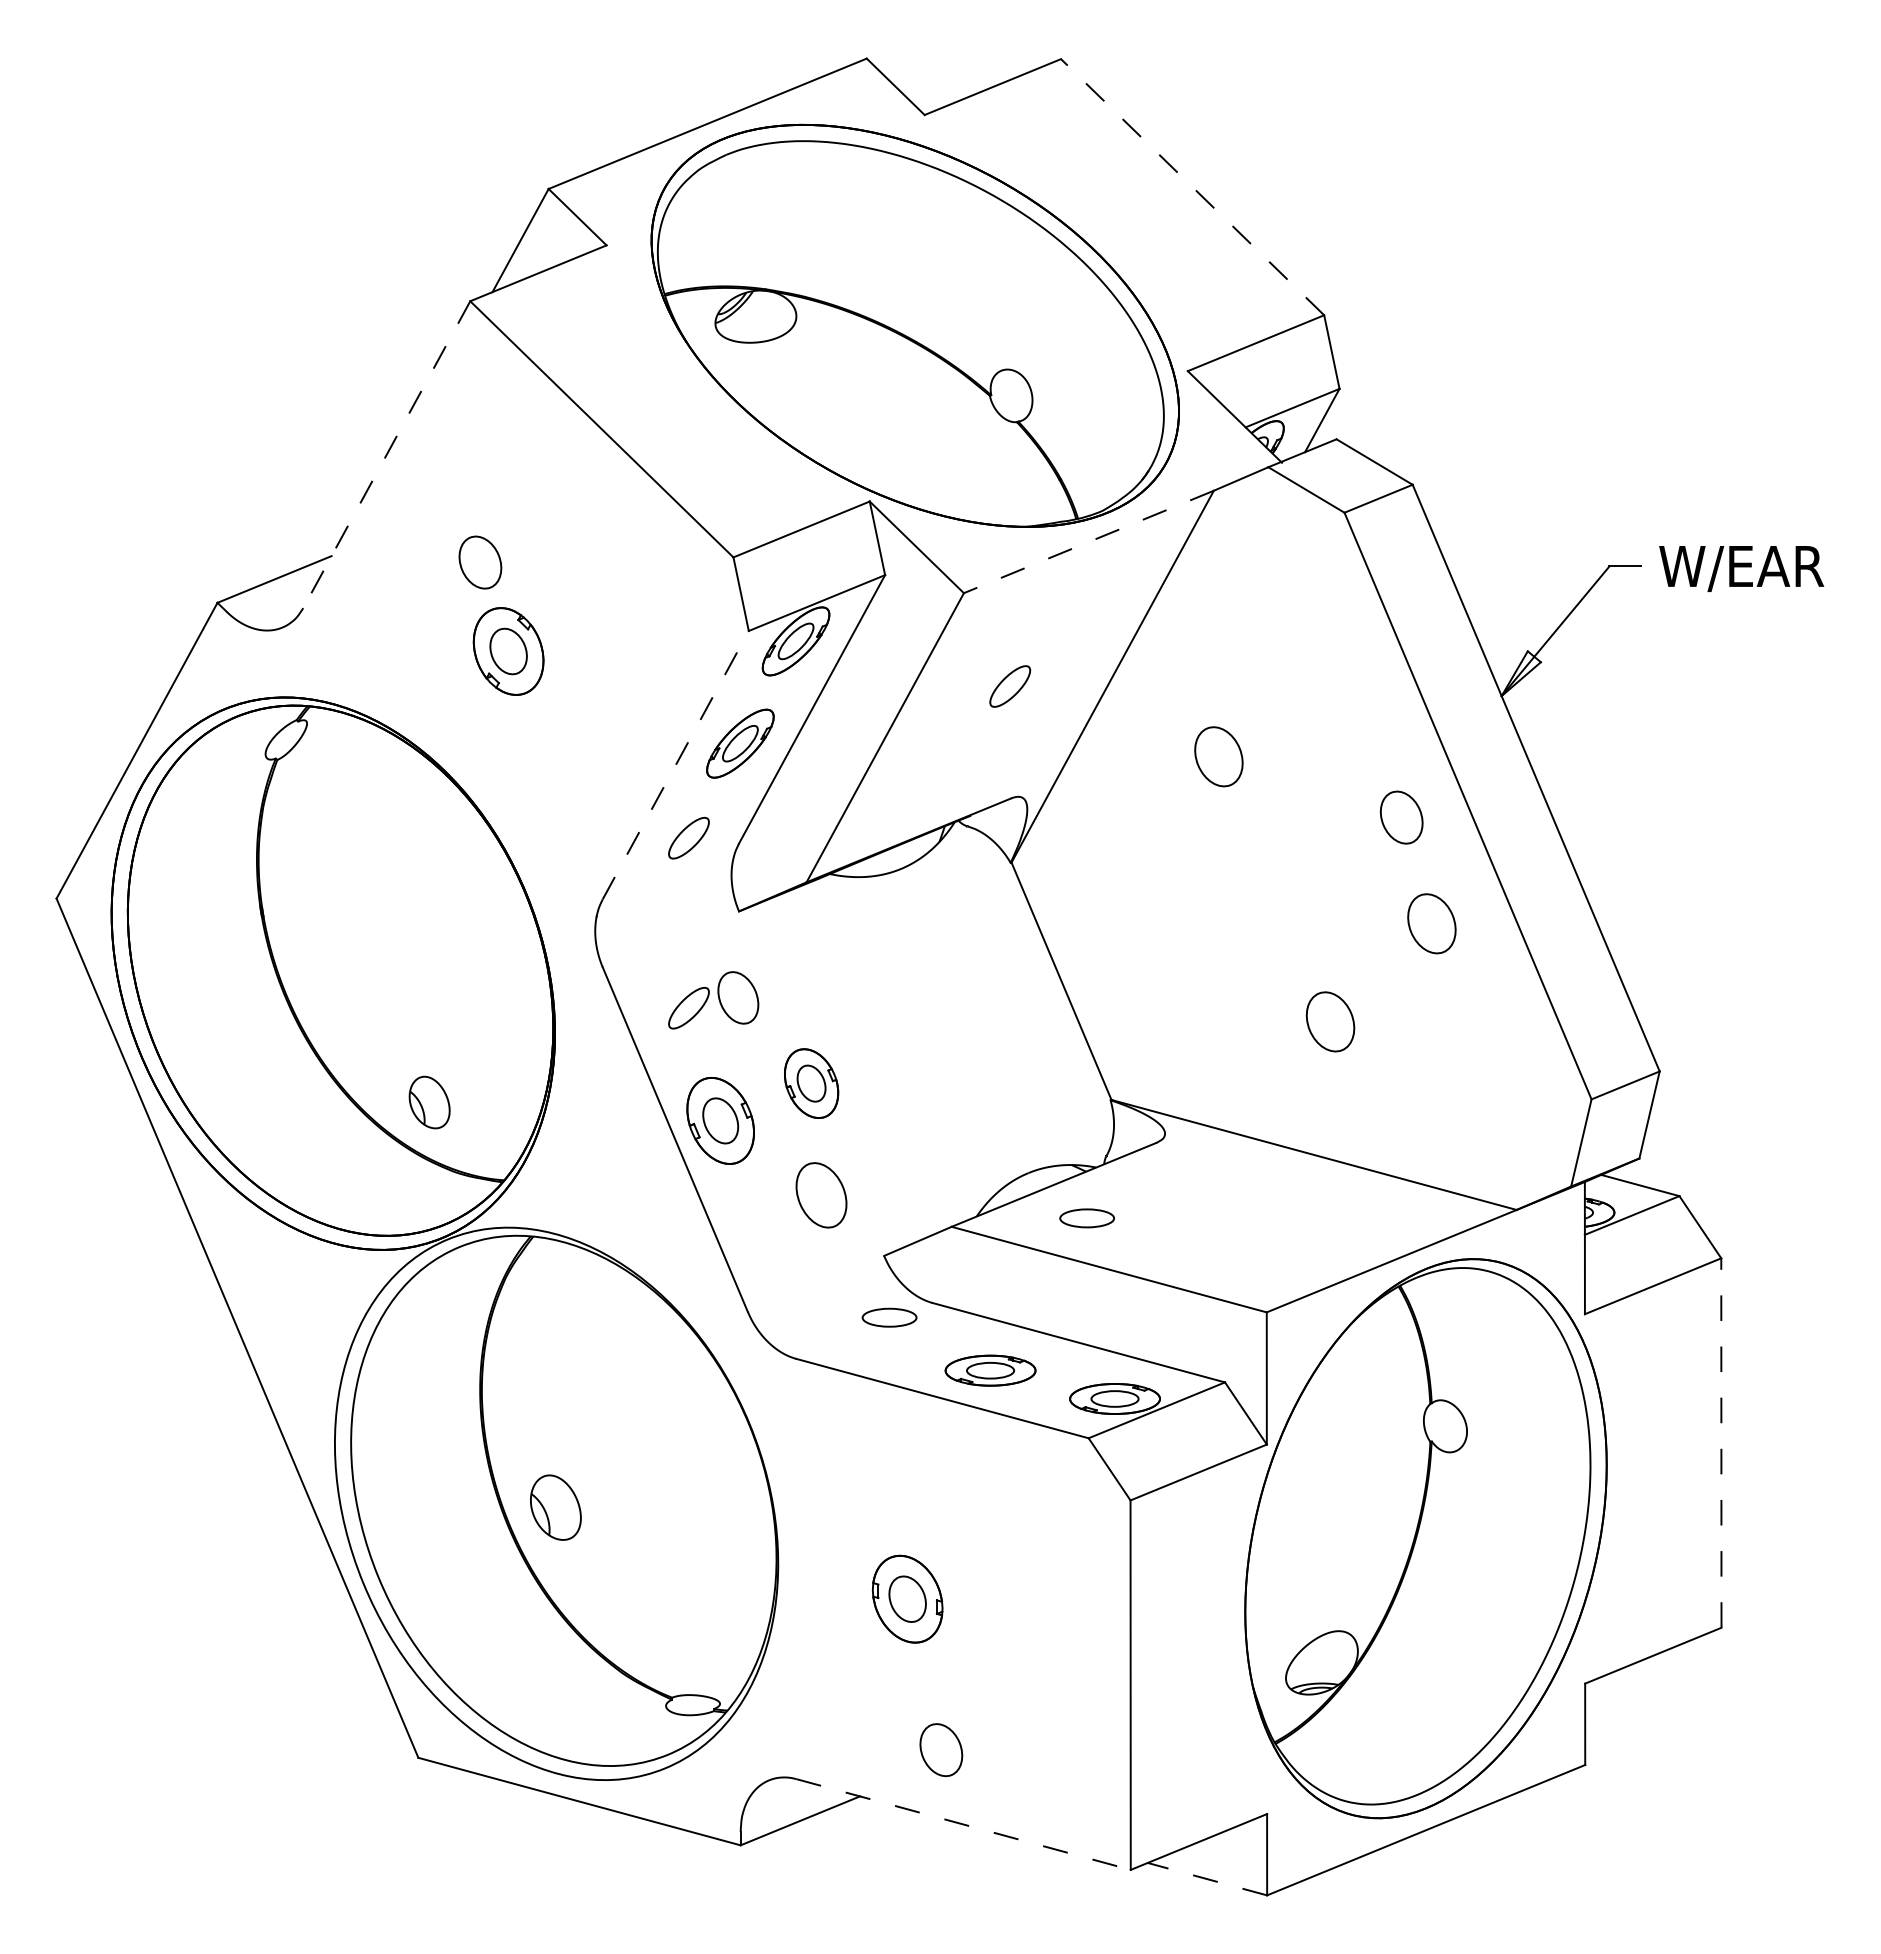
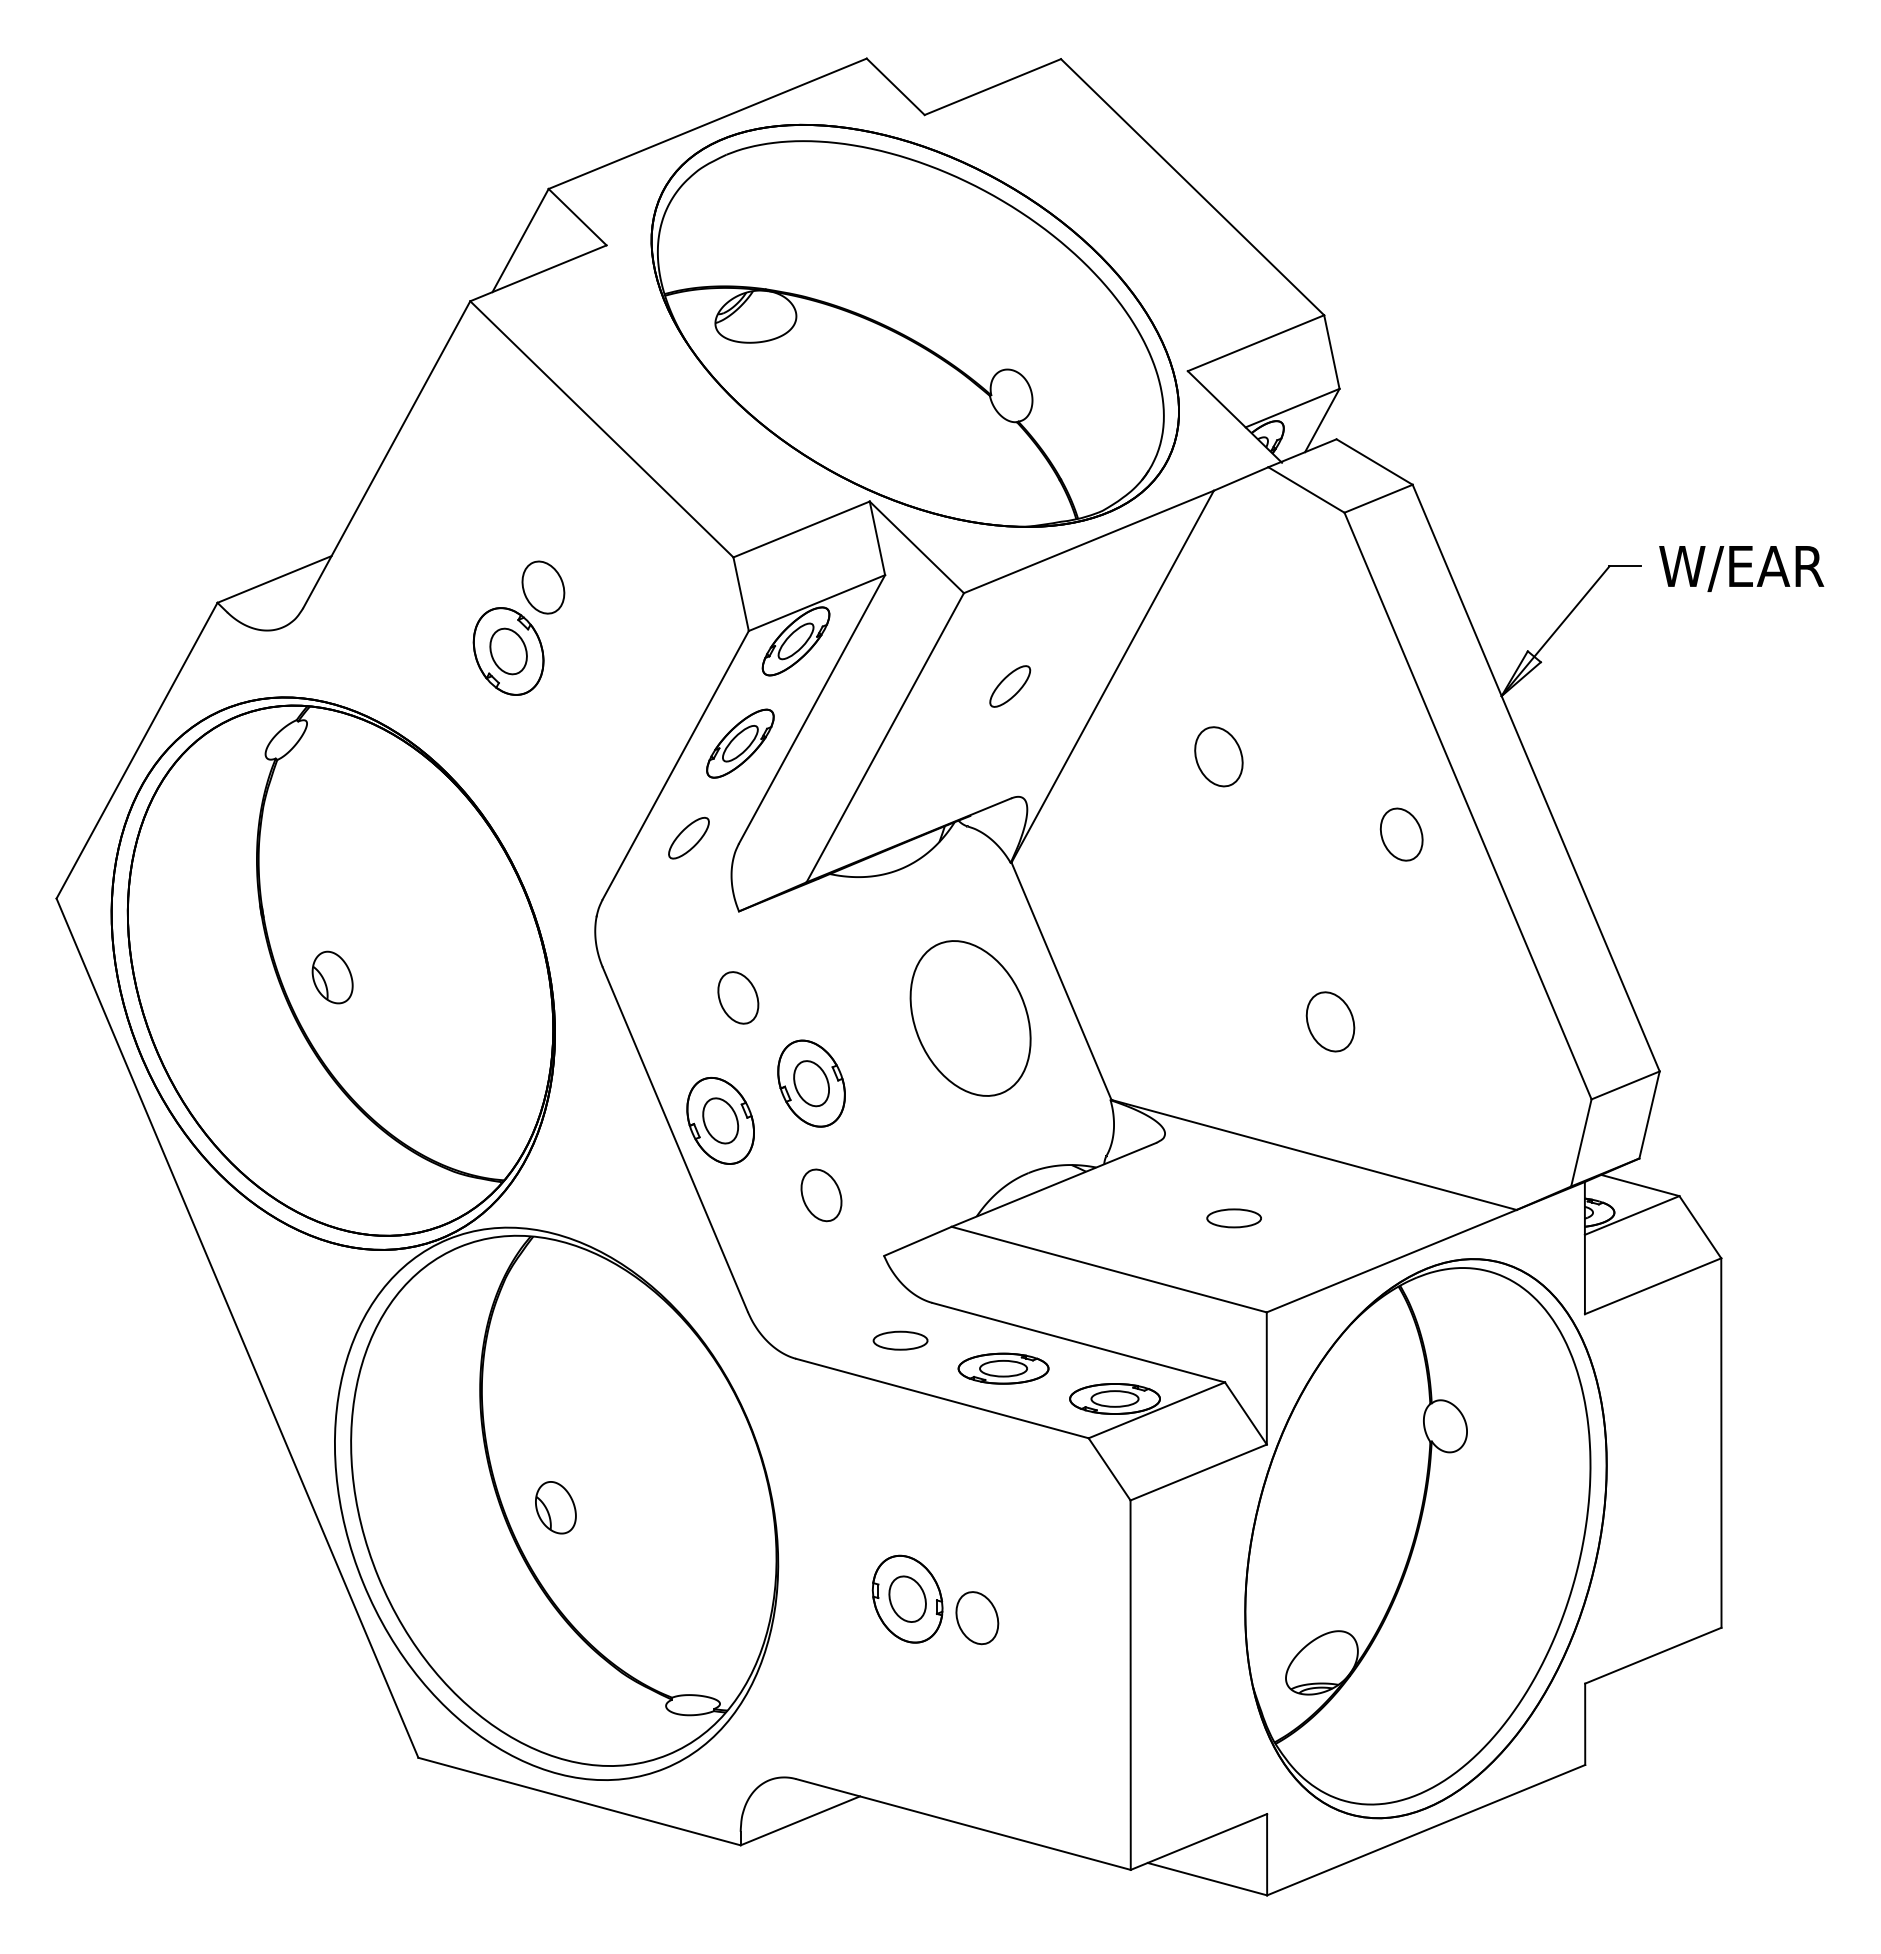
line: dashed -> solid (1192, 187)
line: dashed -> solid (386, 454)
line: dashed -> solid (1088, 542)
part position: (480, 562) -> (543, 587) (543, 587)
line: dashed -> solid (675, 765)
part position: (1401, 817) -> (1401, 834) (1401, 834)
part: present -> none (1431, 923)
part: present -> none (688, 1007)
part: none -> present (970, 1018)
part size: 56x71 px -> 69x89 px (811, 1083)
part position: (429, 1102) -> (332, 977) (332, 977)
part size: 53x67 px -> 43x55 px (821, 1195)
part position: (1086, 1218) -> (1233, 1218) (1233, 1218)
part position: (889, 1317) -> (900, 1340) (900, 1340)
part position: (990, 1370) -> (1003, 1368) (1003, 1368)
line: dashed -> solid (1721, 1443)
part size: 52x67 px -> 42x54 px (555, 1507)
part position: (941, 1750) -> (977, 1618) (977, 1618)
line: dashed -> solid (964, 1824)
line: dashed -> solid (1207, 1879)
